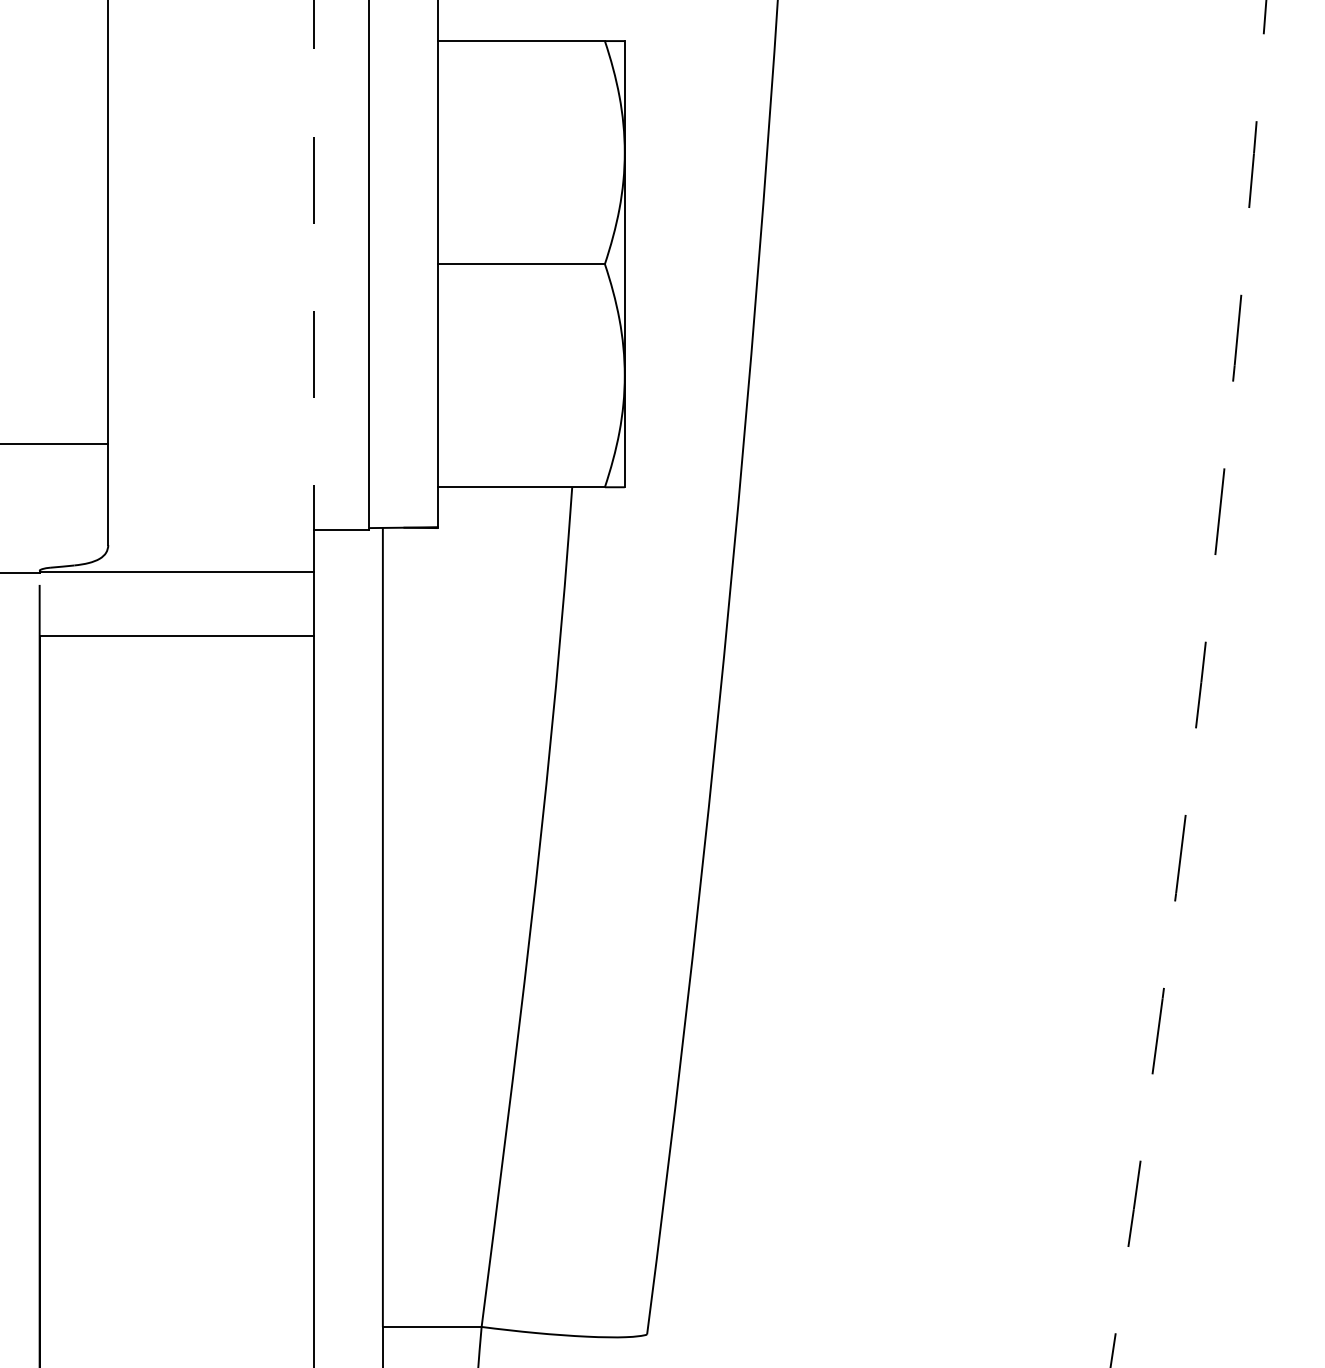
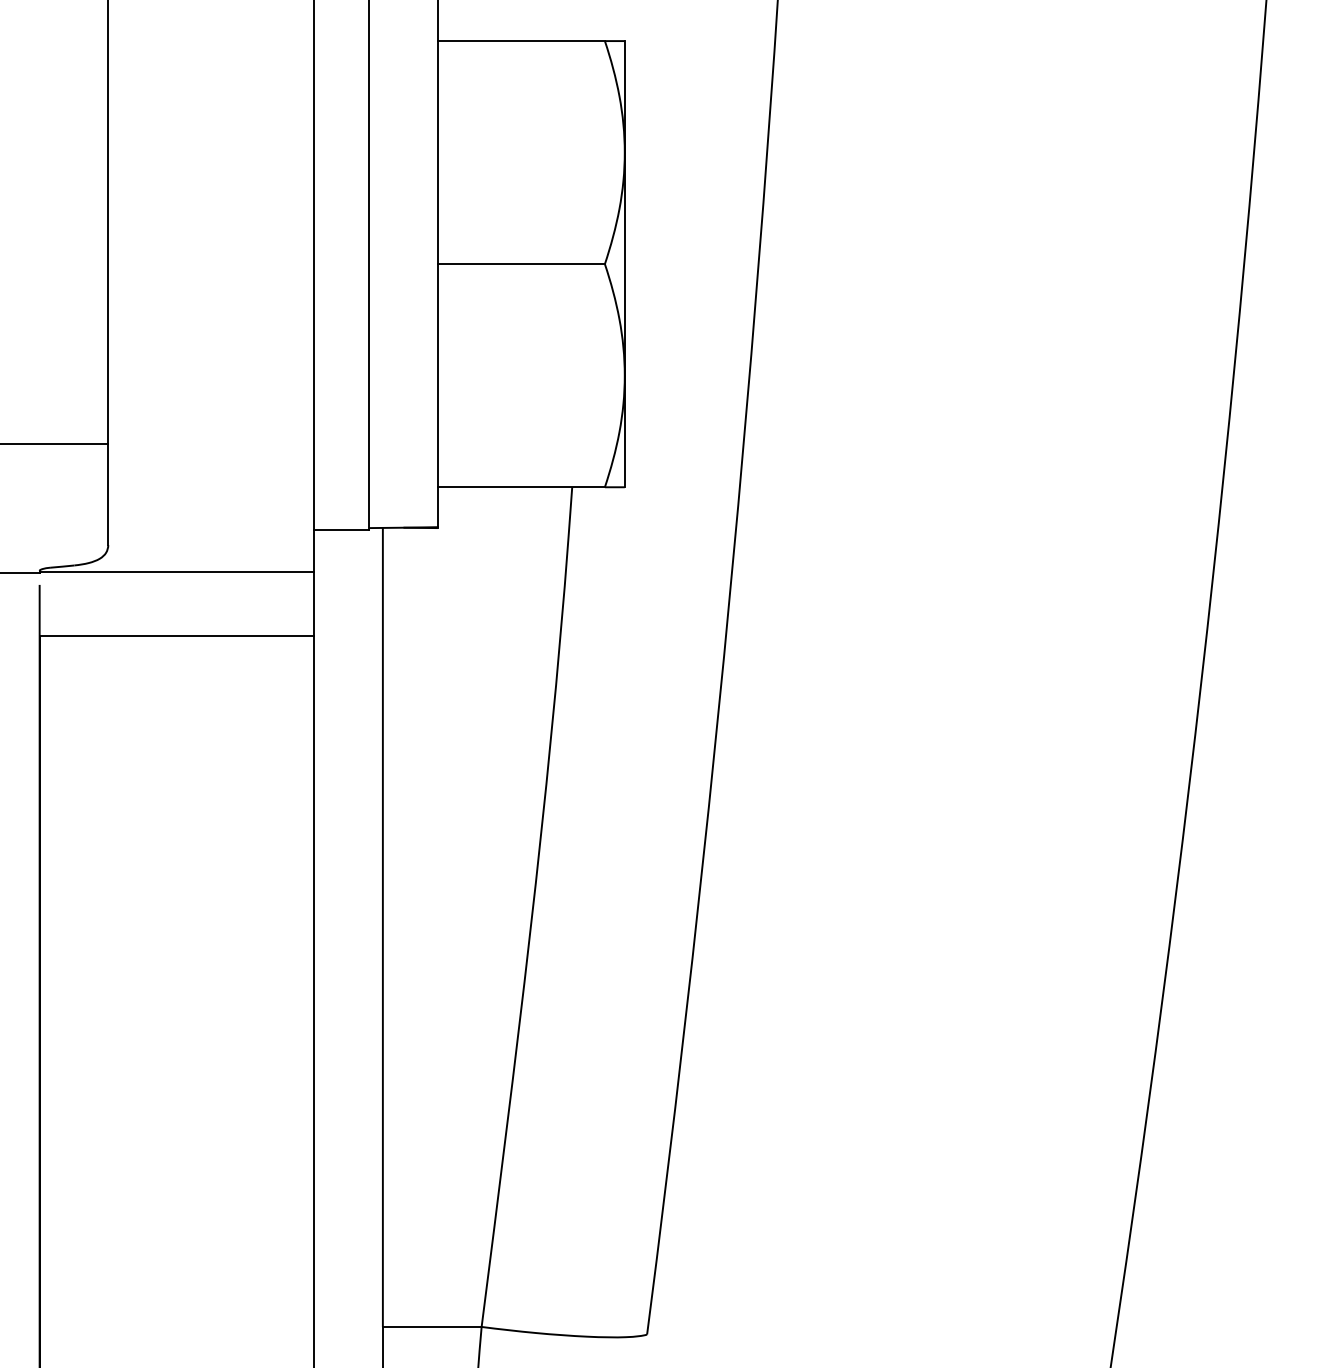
line: dashed -> solid (314, 286)
arc: dashed -> solid (1201, 684)
